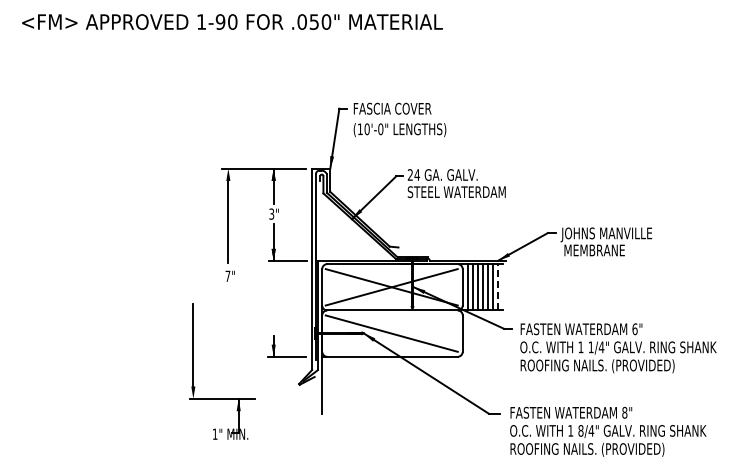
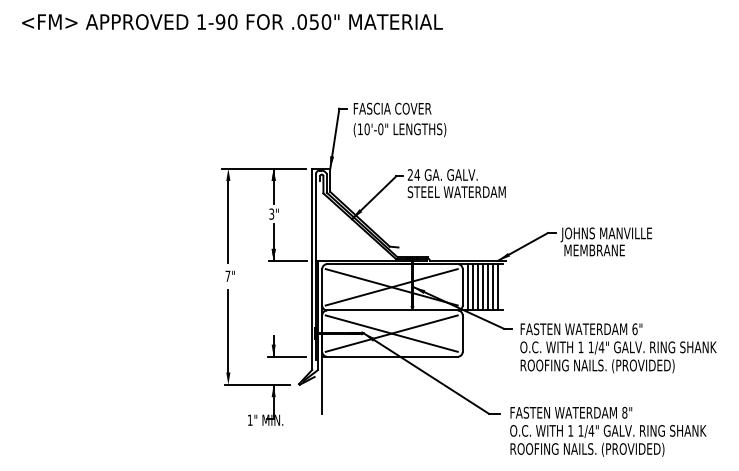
line: dashed -> solid (497, 286)
line: none -> present (391, 333)
part position: (222, 398) -> (257, 384) (257, 384)
text: 8/4" -> 1/4" (580, 430)
